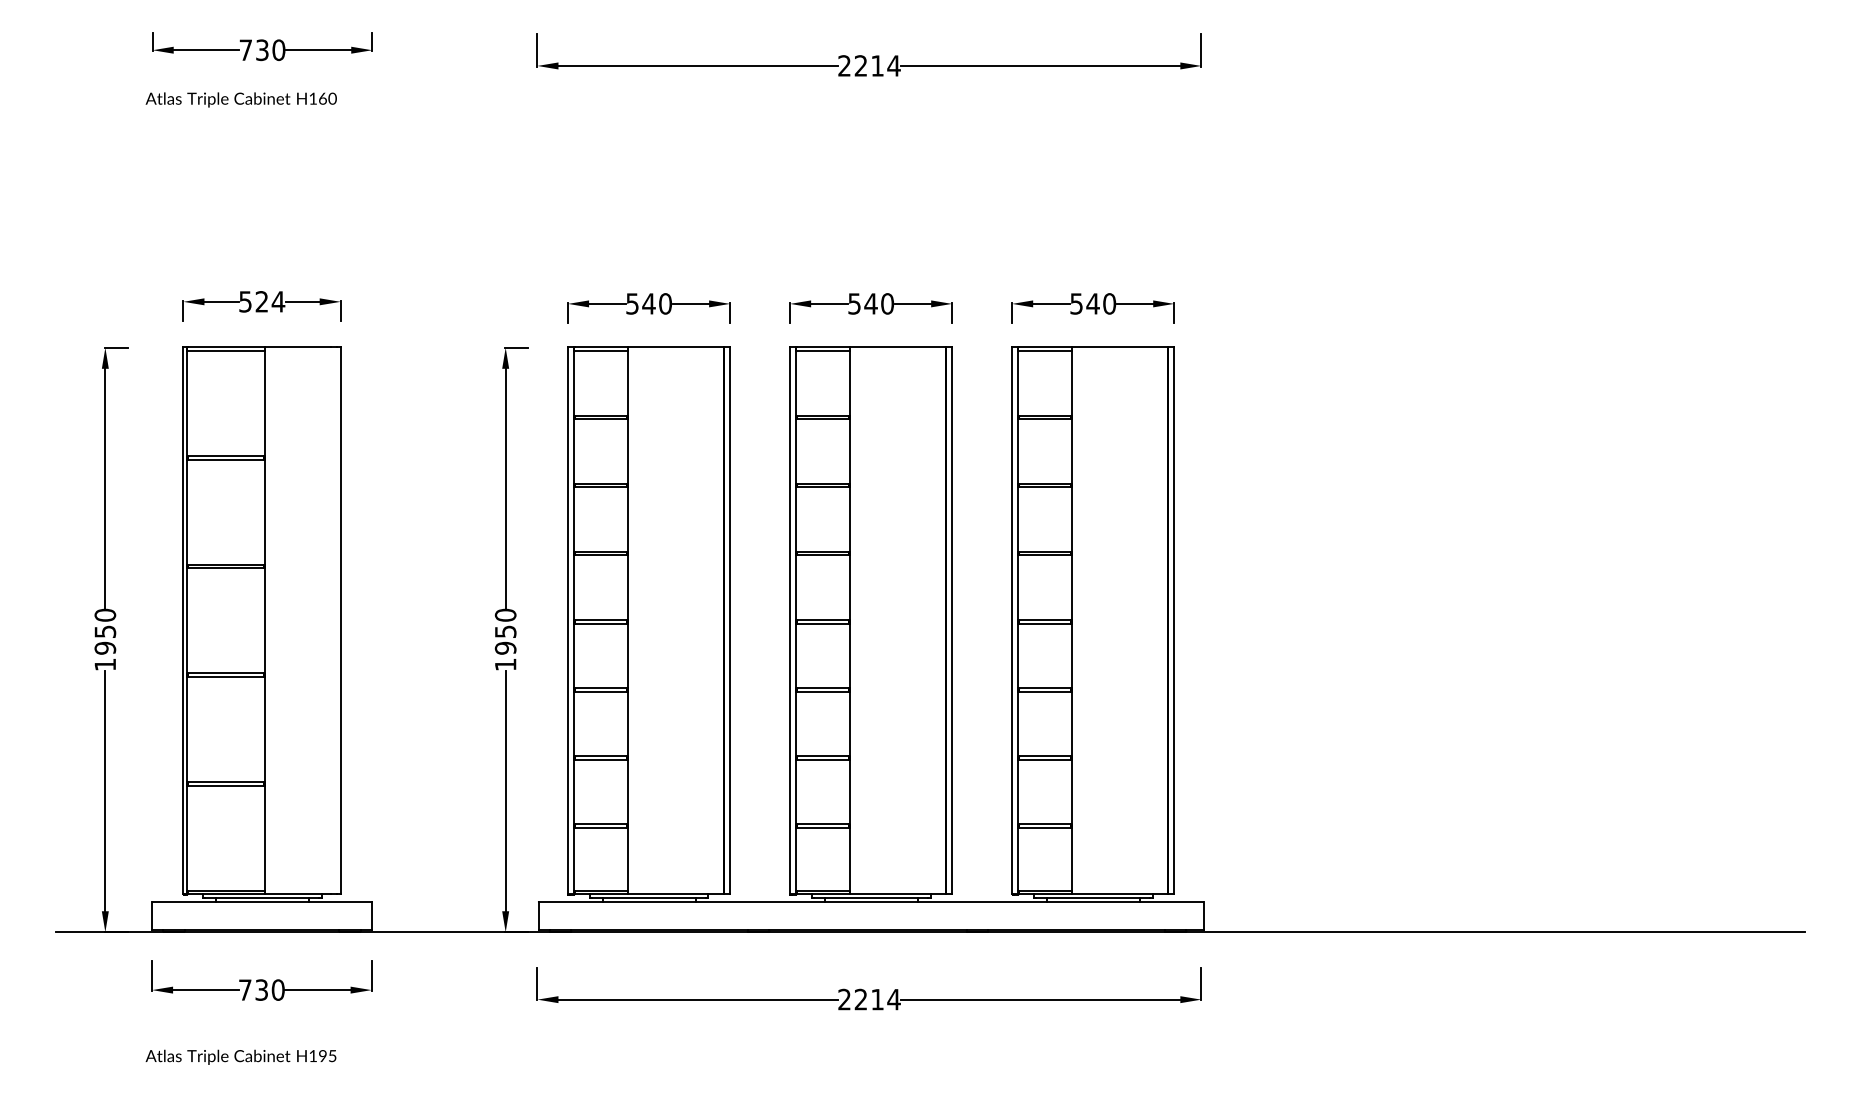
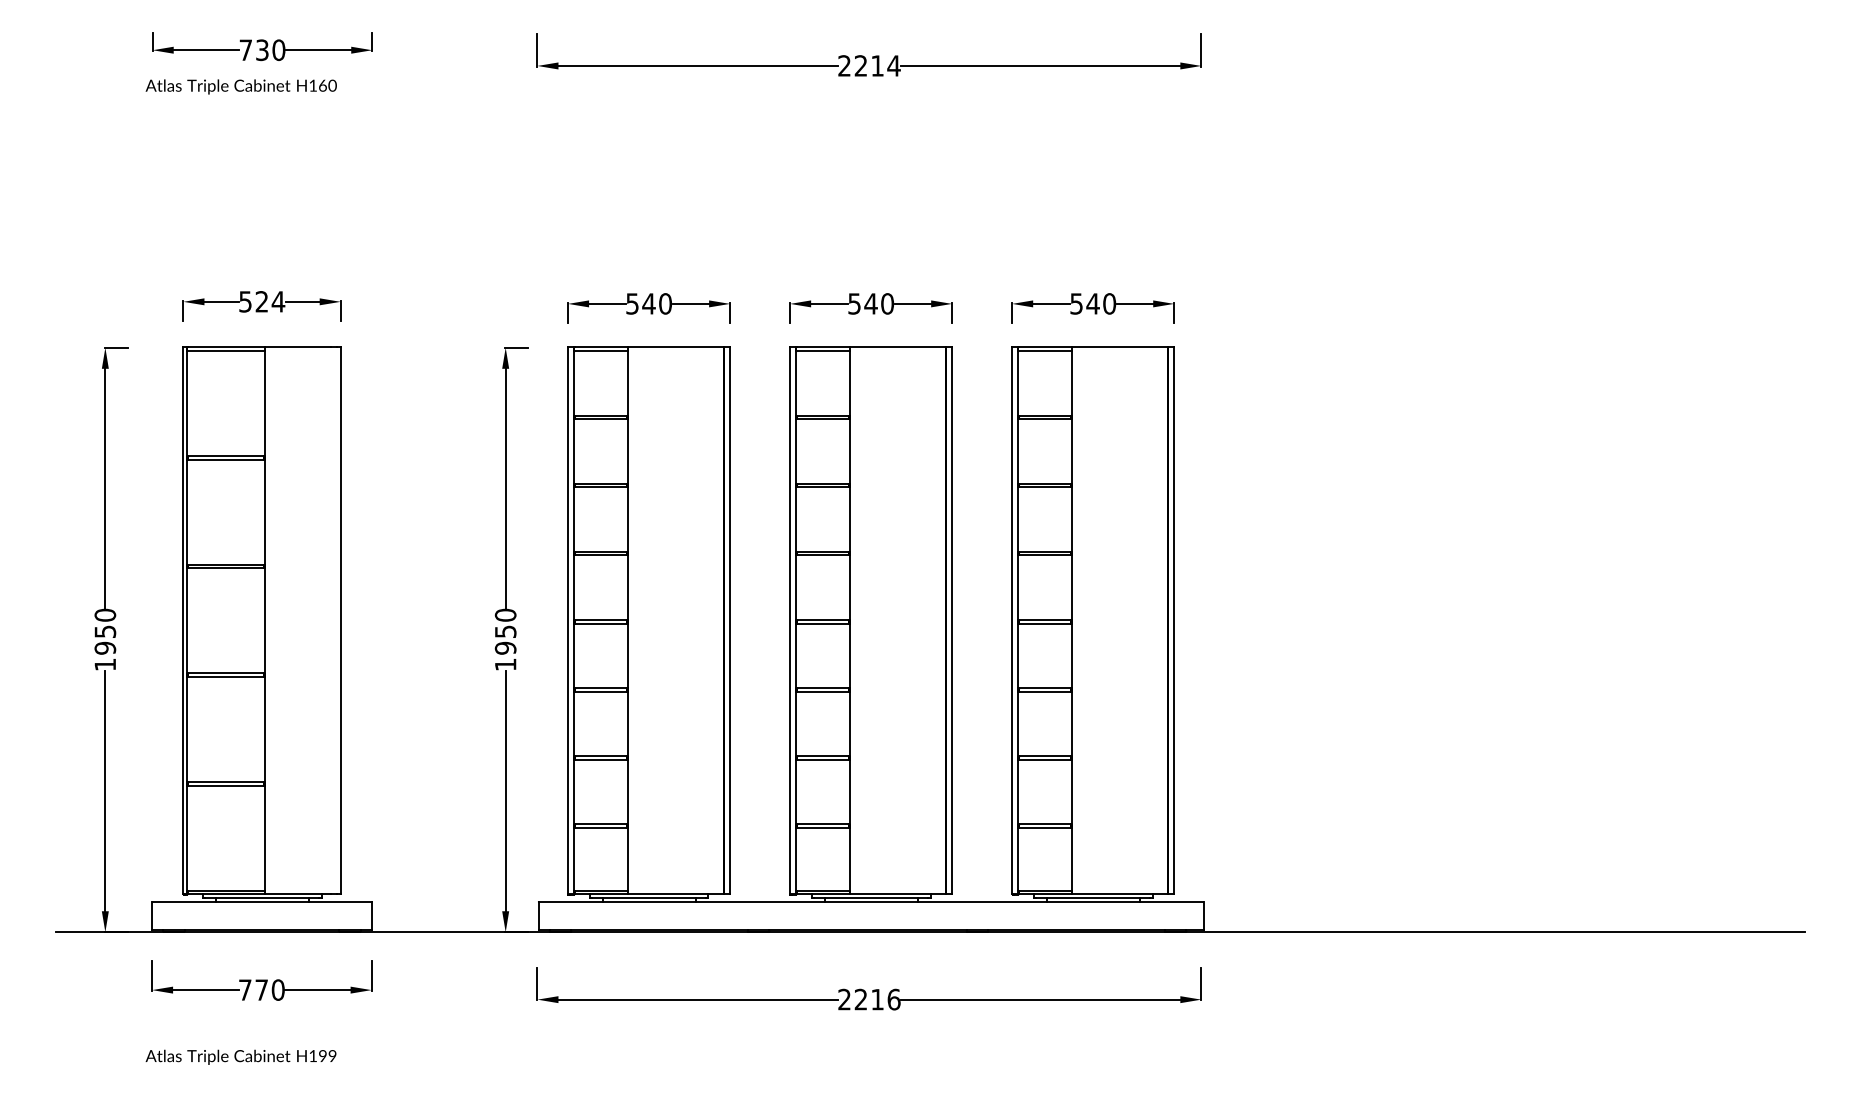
text position: (240, 99) -> (240, 86) (240, 86)
text: 730 -> 770 (261, 989)
text: 2214 -> 2216 (893, 999)
text: H195 -> H199 (332, 1056)
